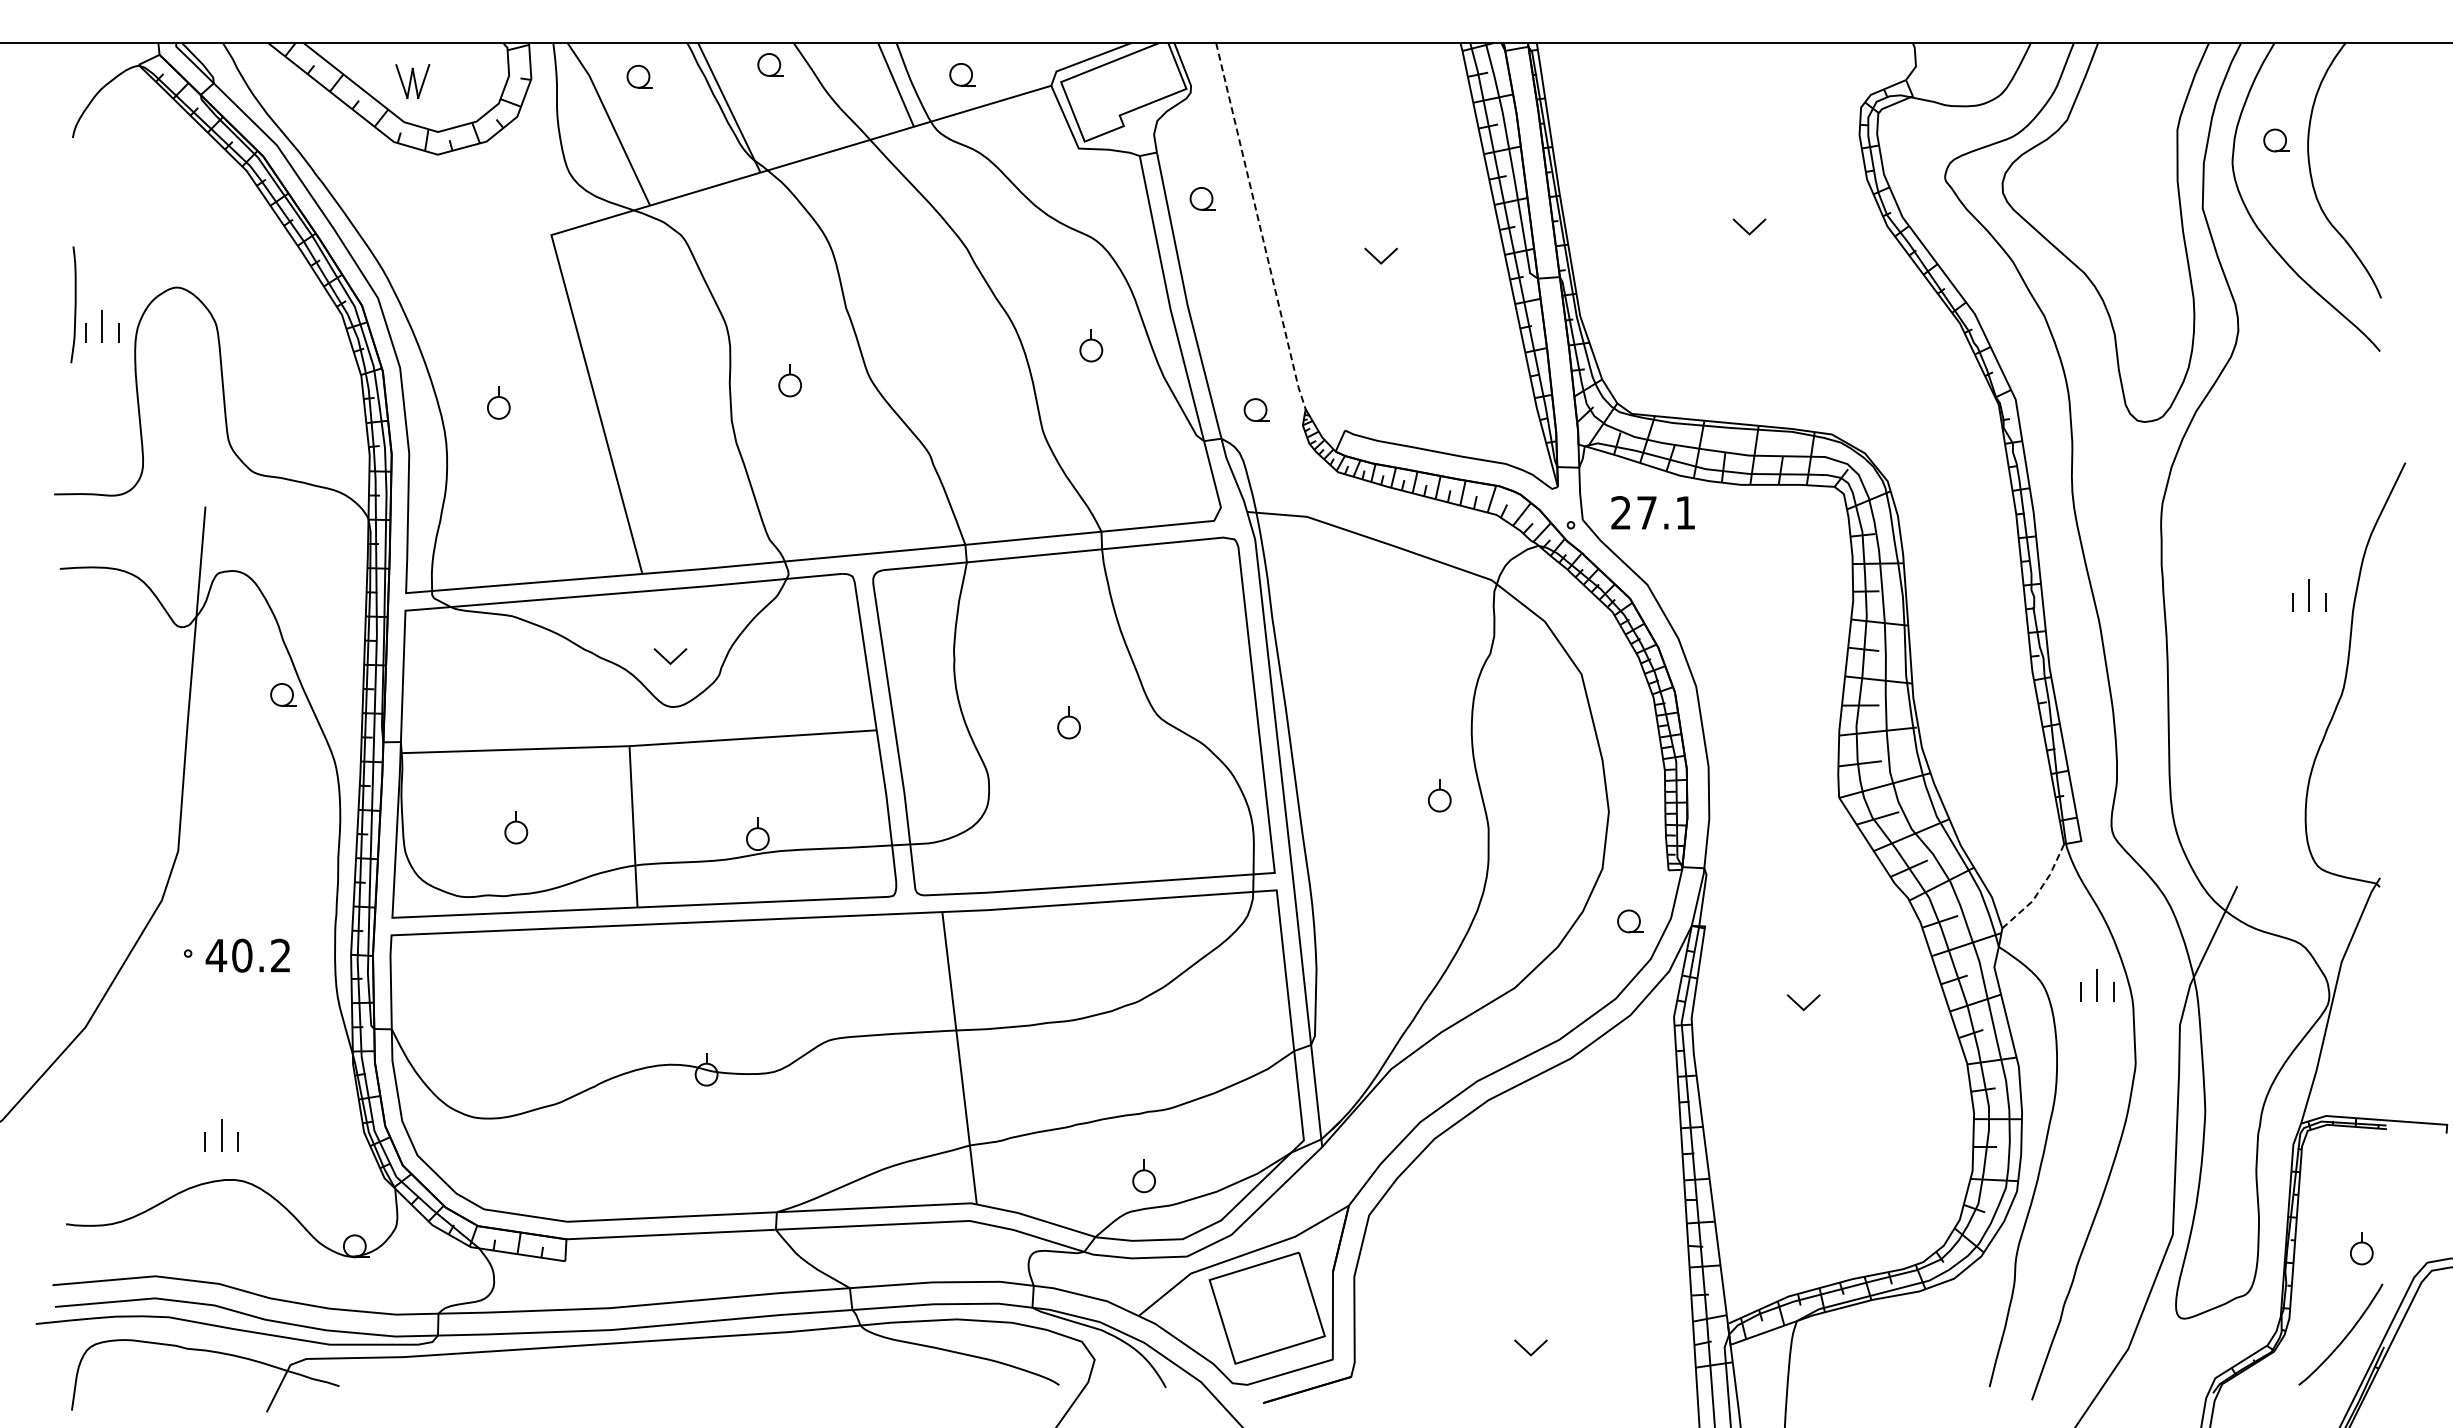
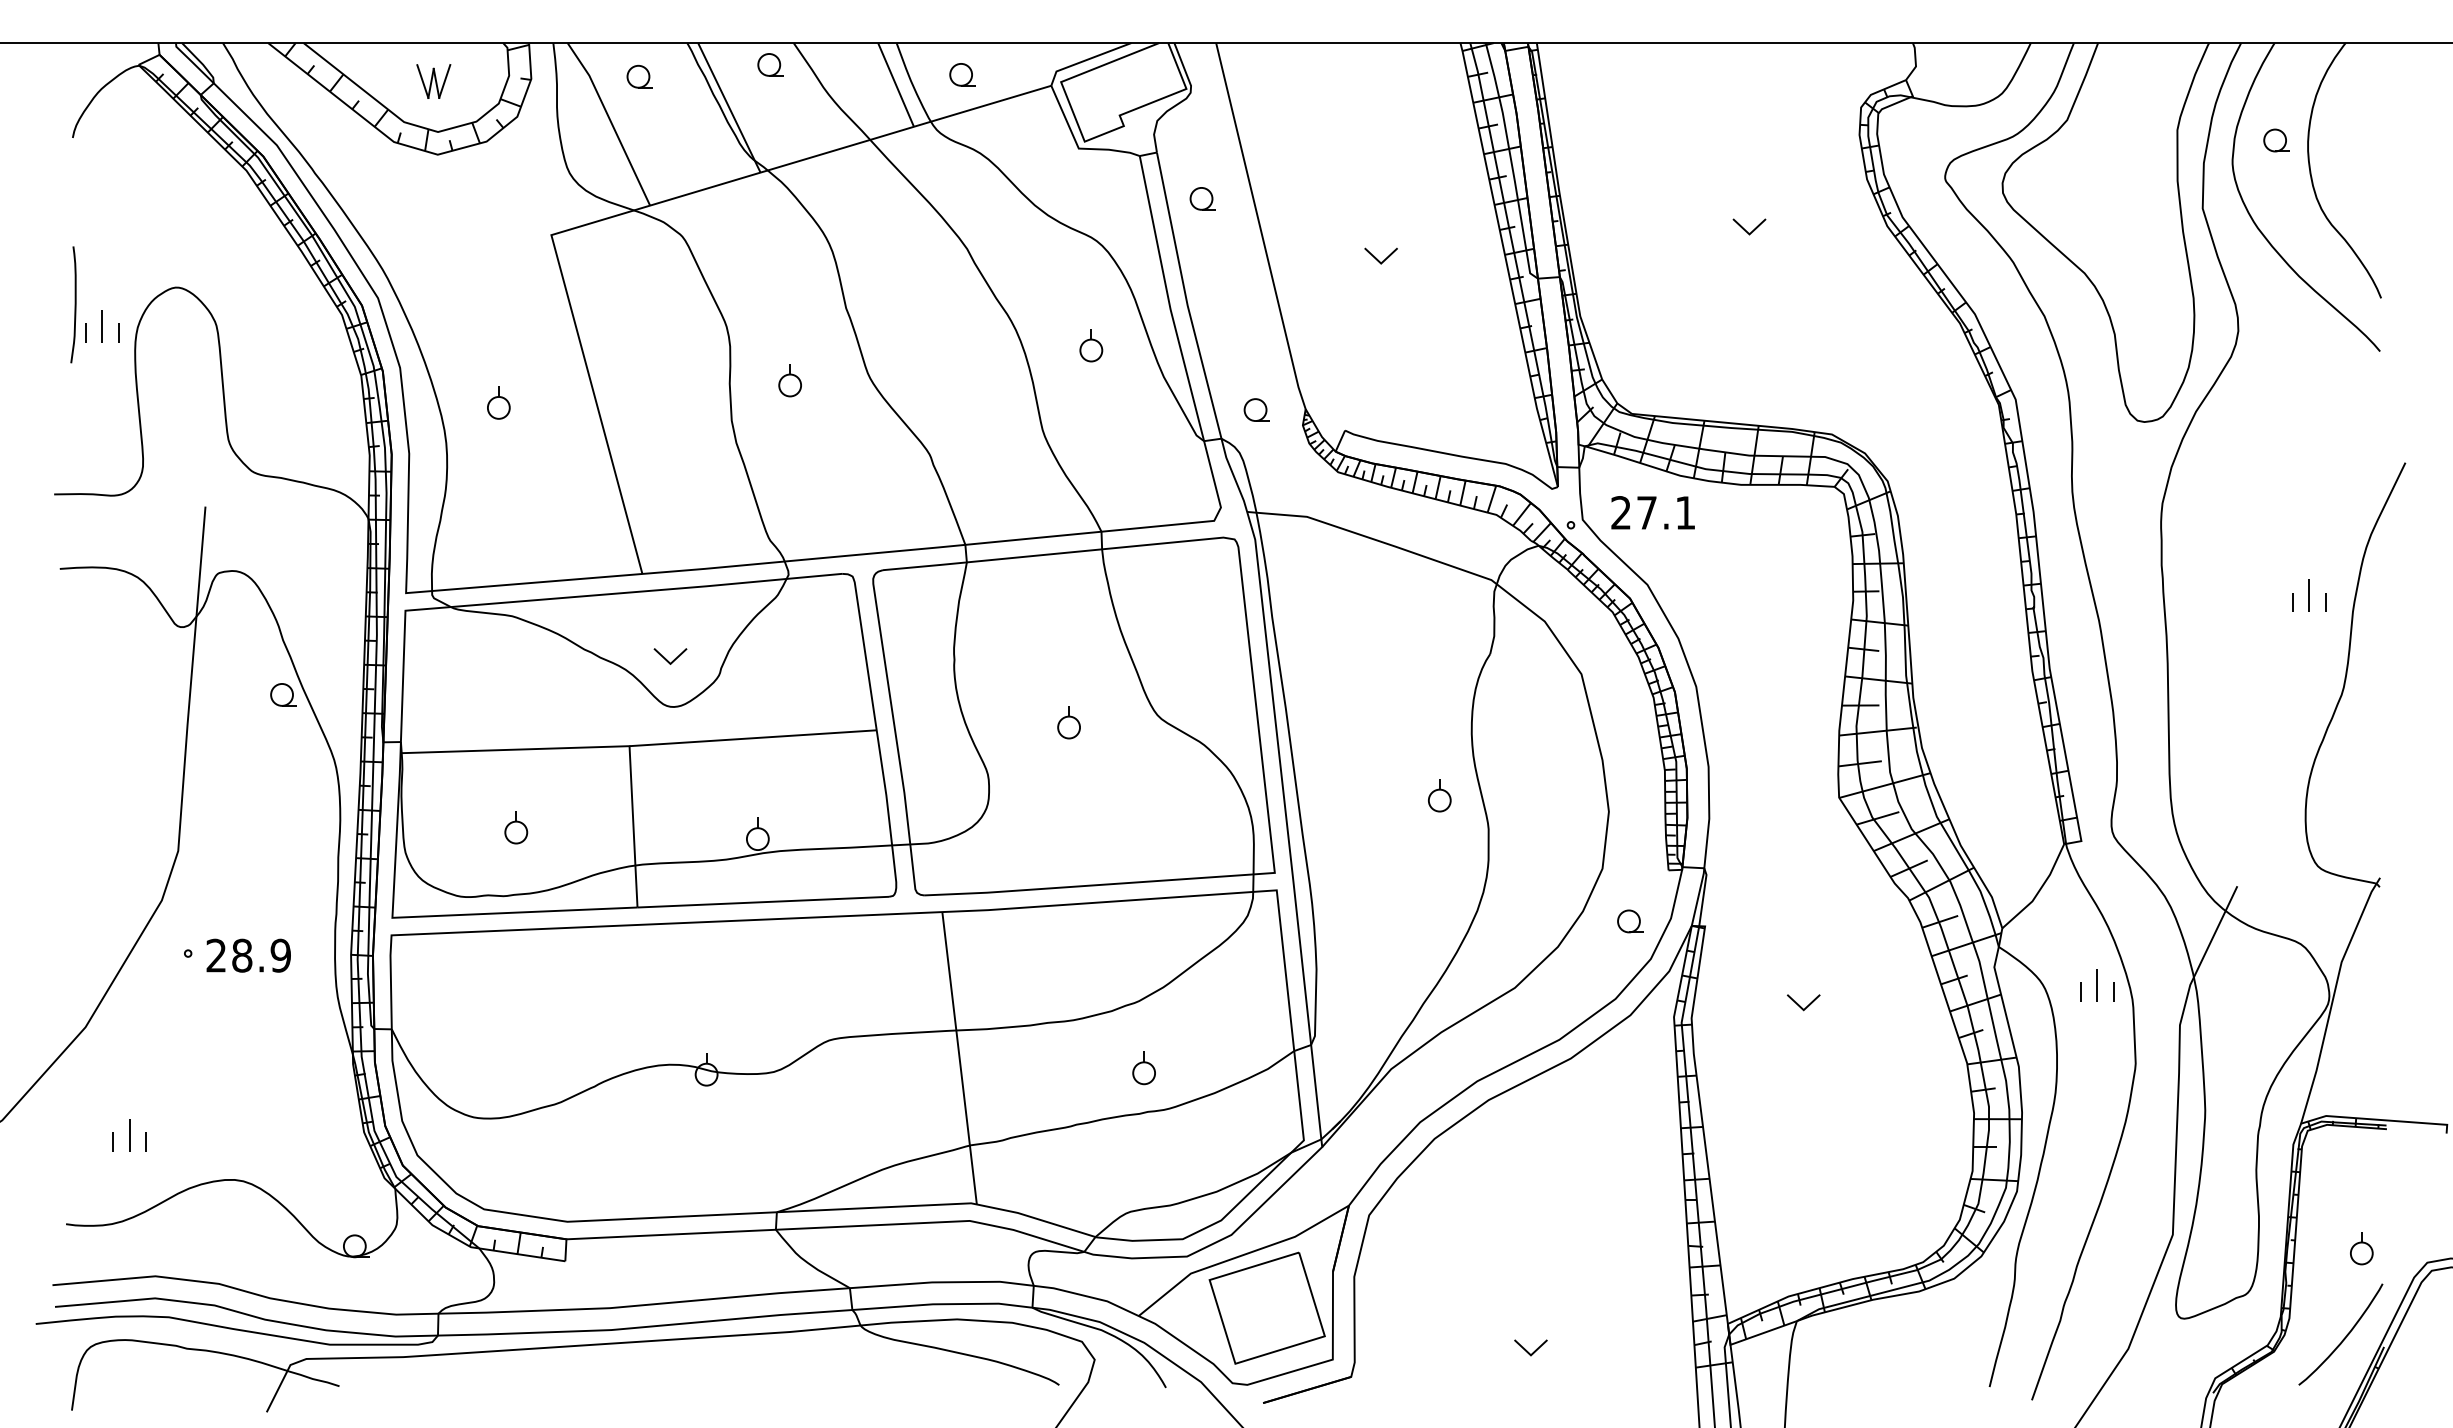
part position: (412, 81) -> (433, 81) (433, 81)
line: dashed -> solid (1260, 227)
line: dashed -> solid (2039, 891)
text: 40.2 -> 28.9 (247, 955)
part position: (221, 1135) -> (129, 1135) (129, 1135)
part position: (1143, 1176) -> (1143, 1068) (1143, 1068)
